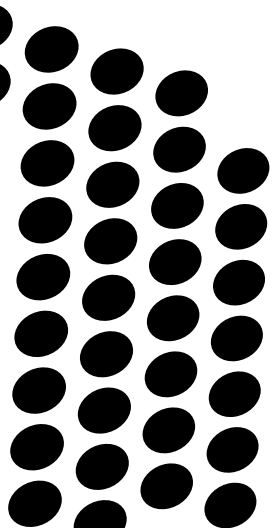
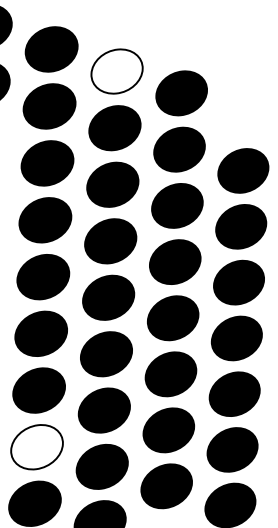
fill: present -> none (116, 71)
fill: present -> none (36, 447)
